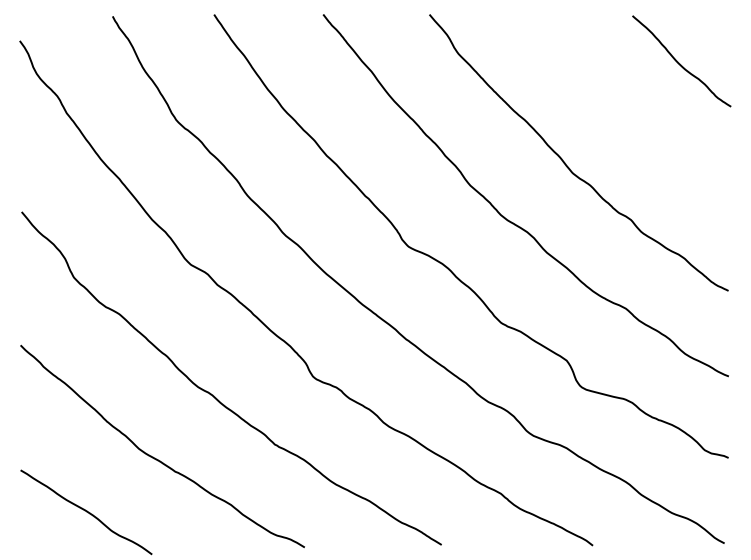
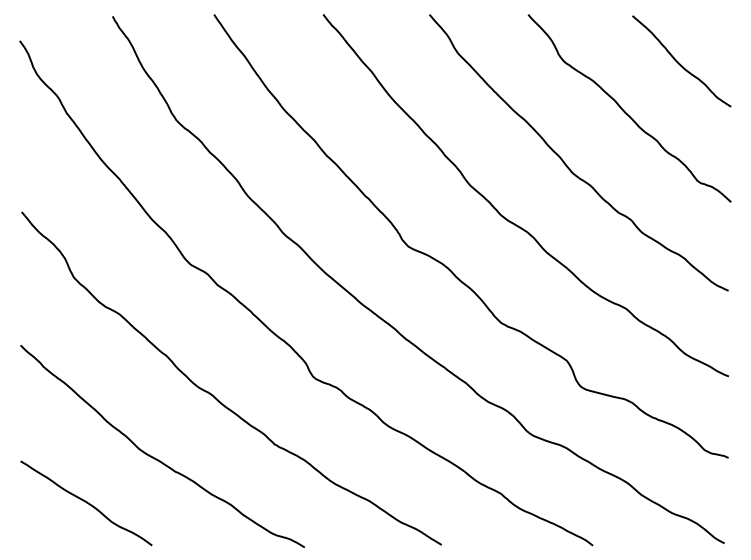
curve: none -> present (625, 111)
curve position: (86, 512) -> (86, 503) (86, 503)
